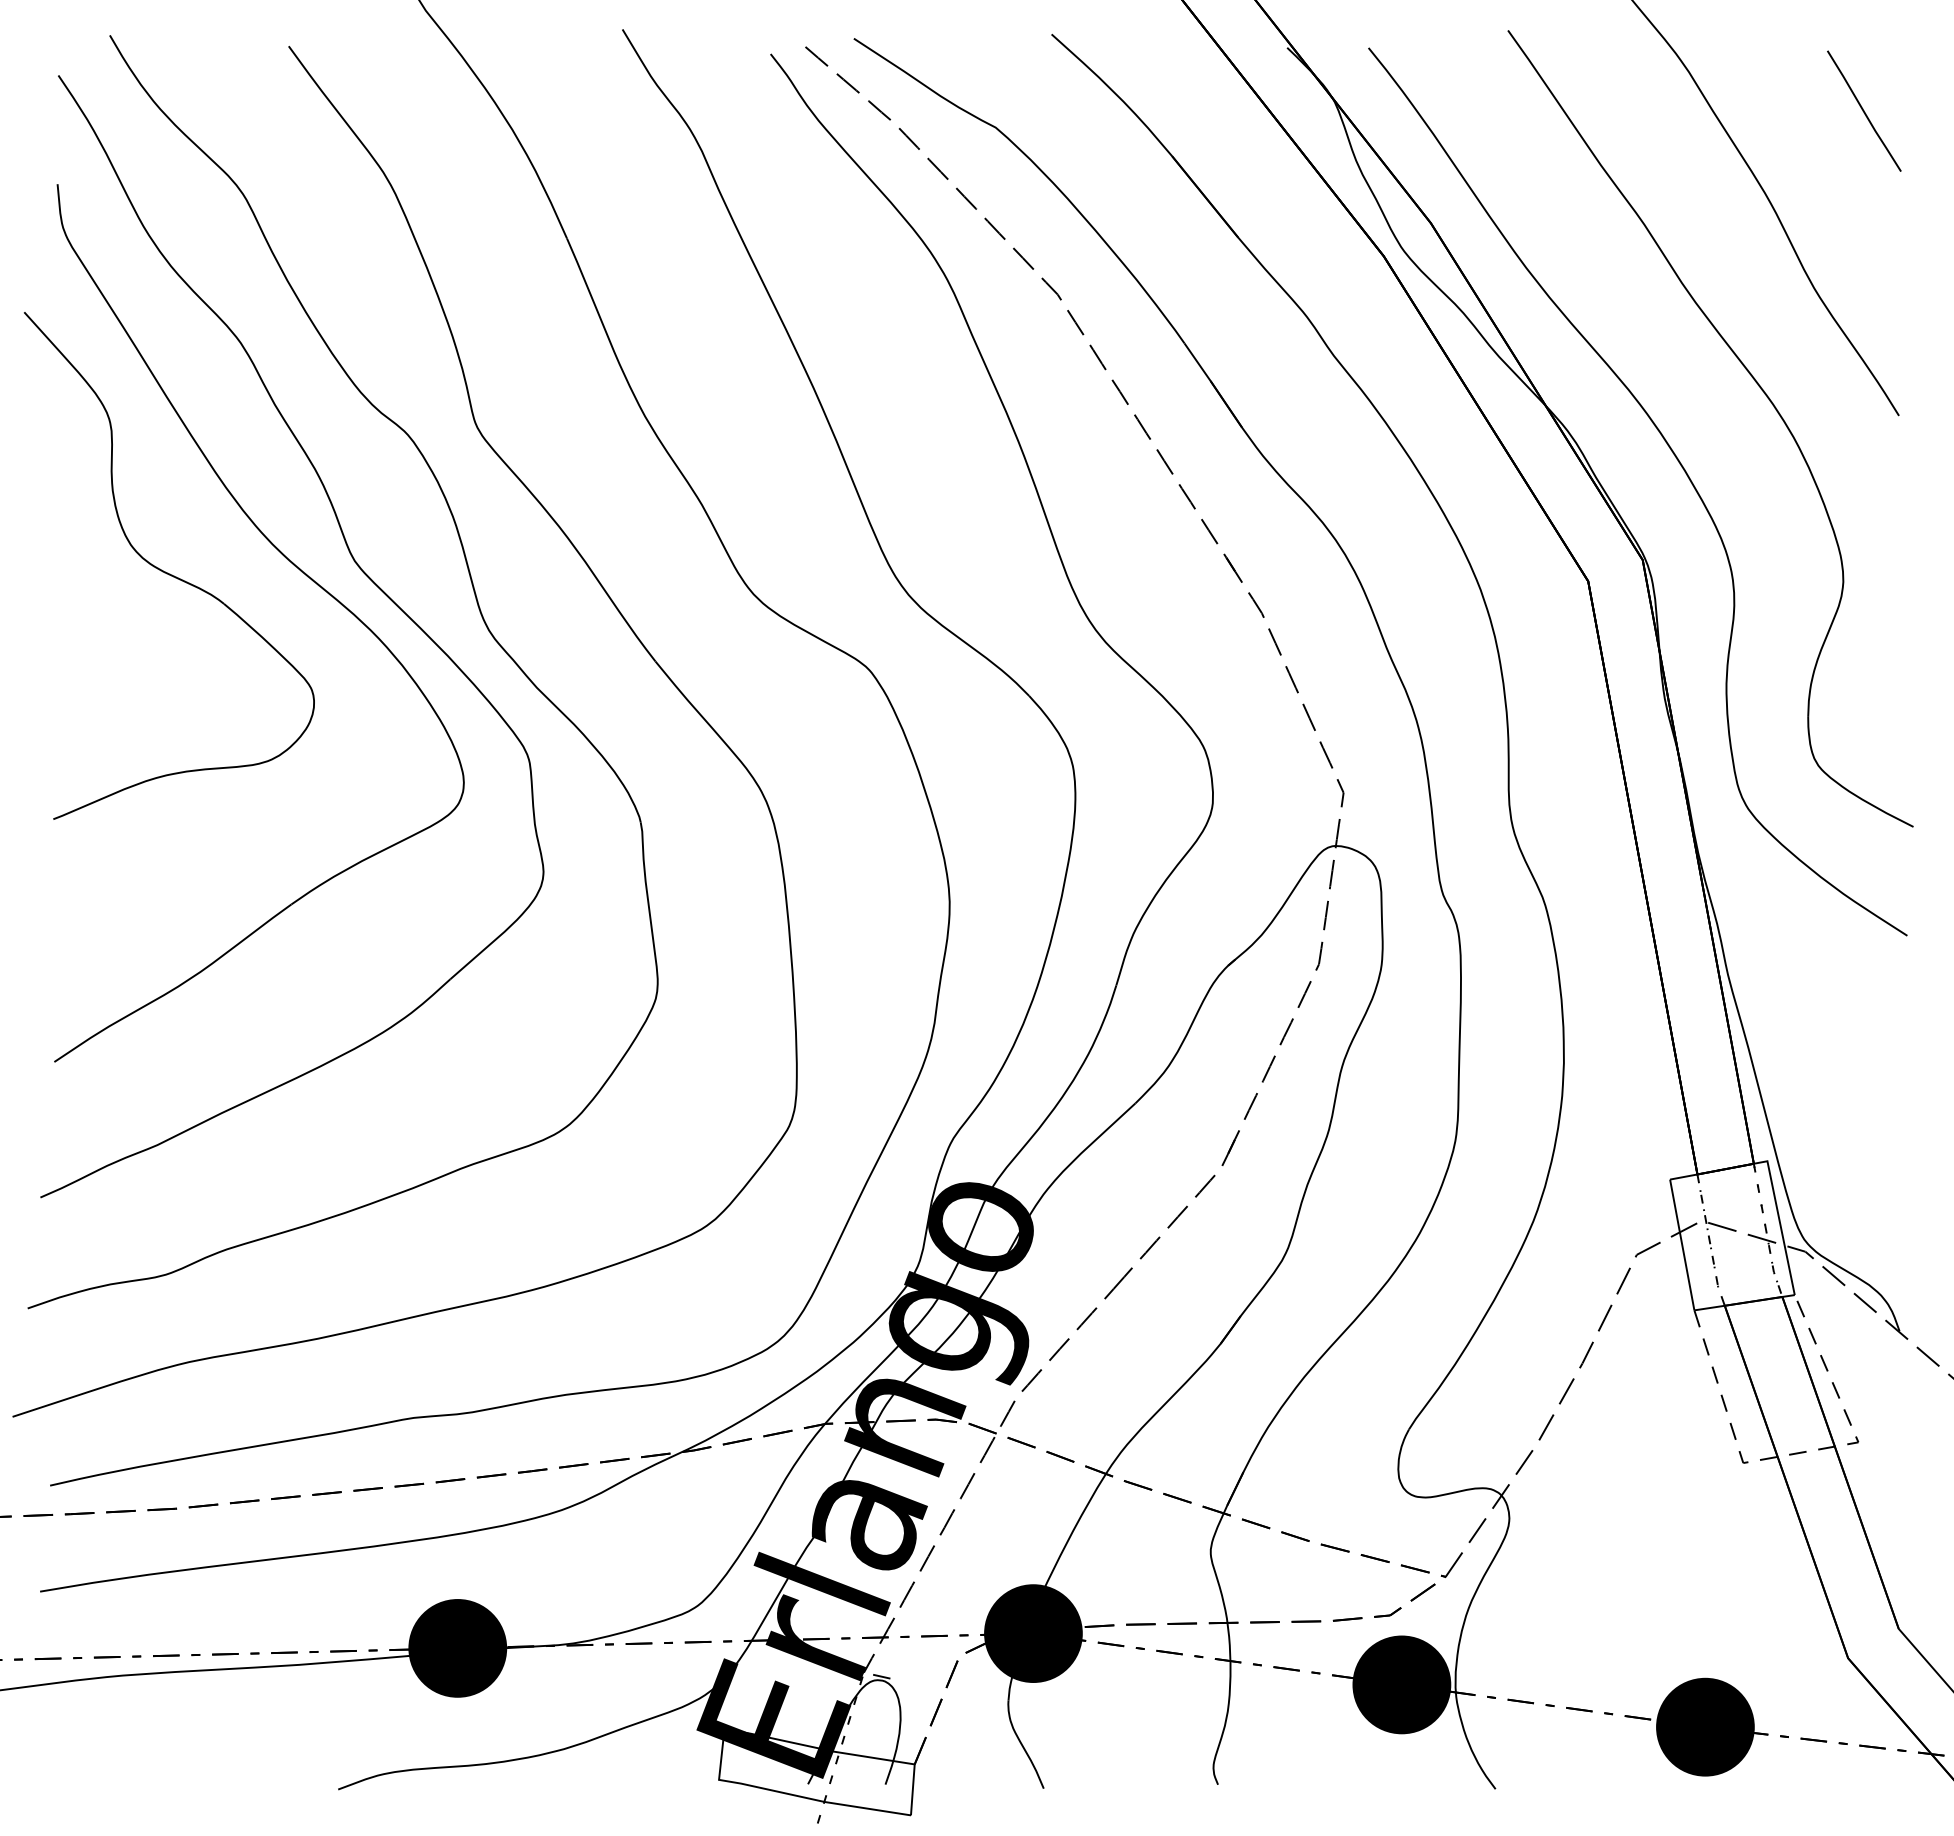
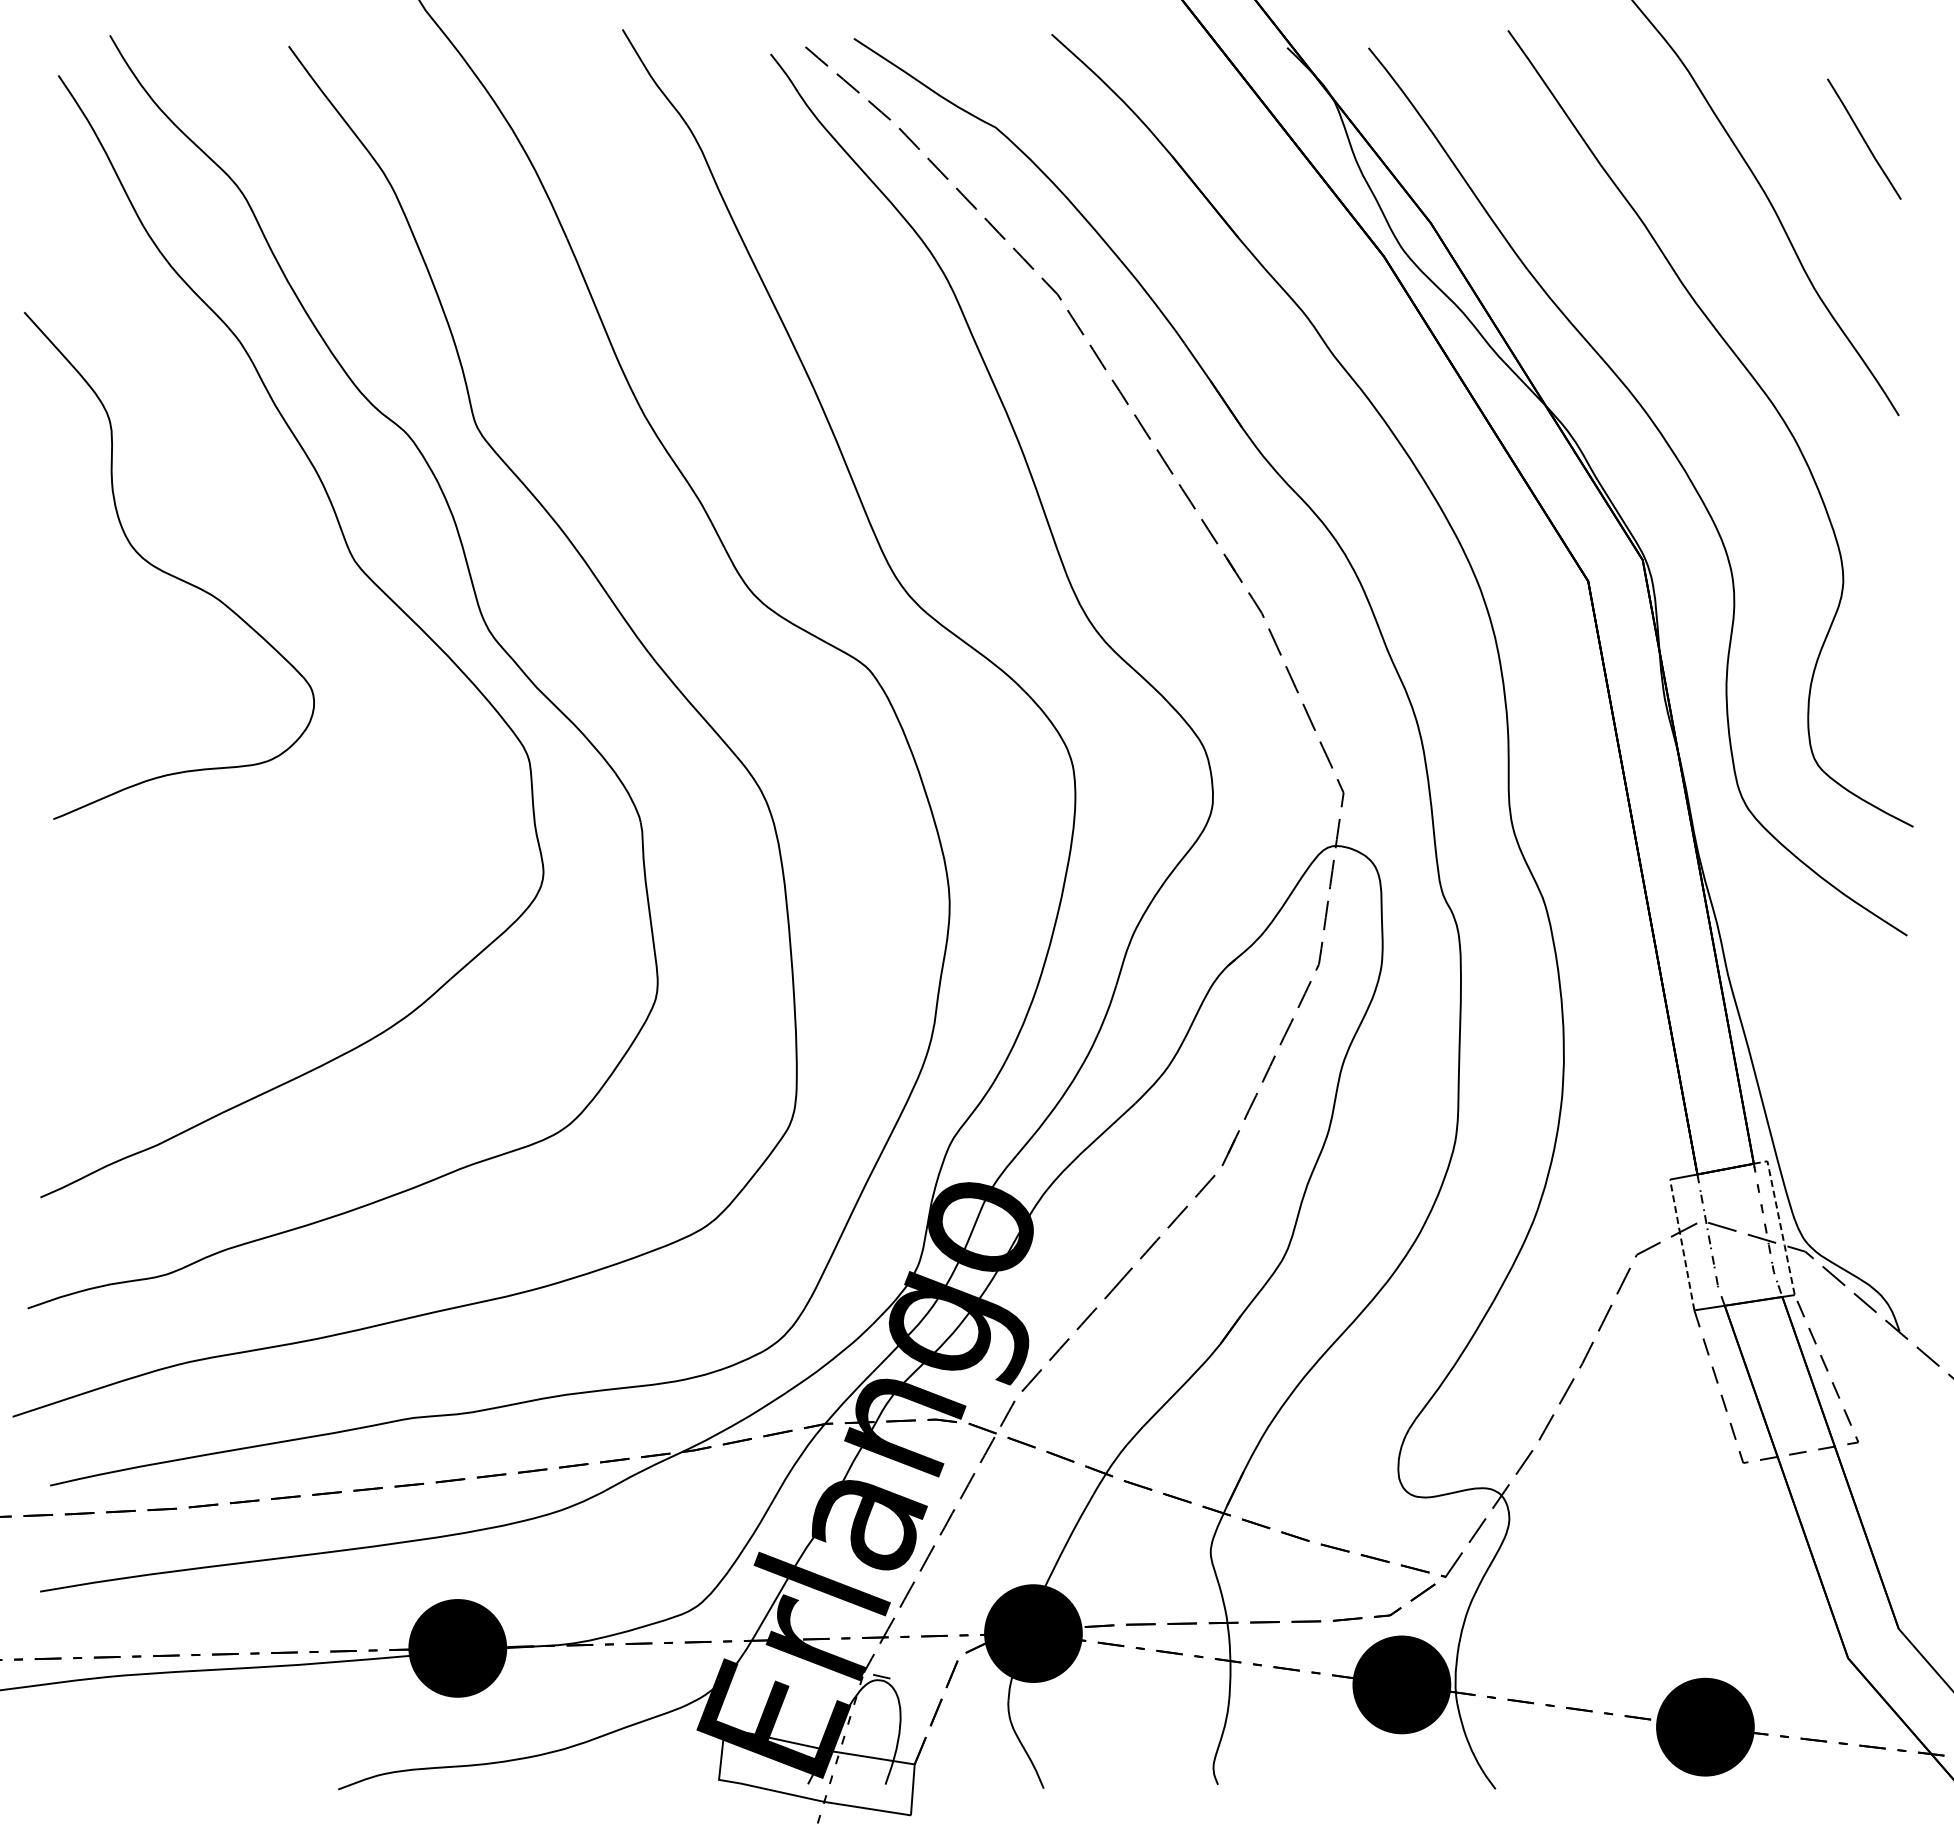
line position: (1864, 110) -> (1864, 138) (1864, 138)
part: present -> none (301, 572)
line: solid -> dashed (1779, 1221)
line: solid -> dashed (1682, 1244)
